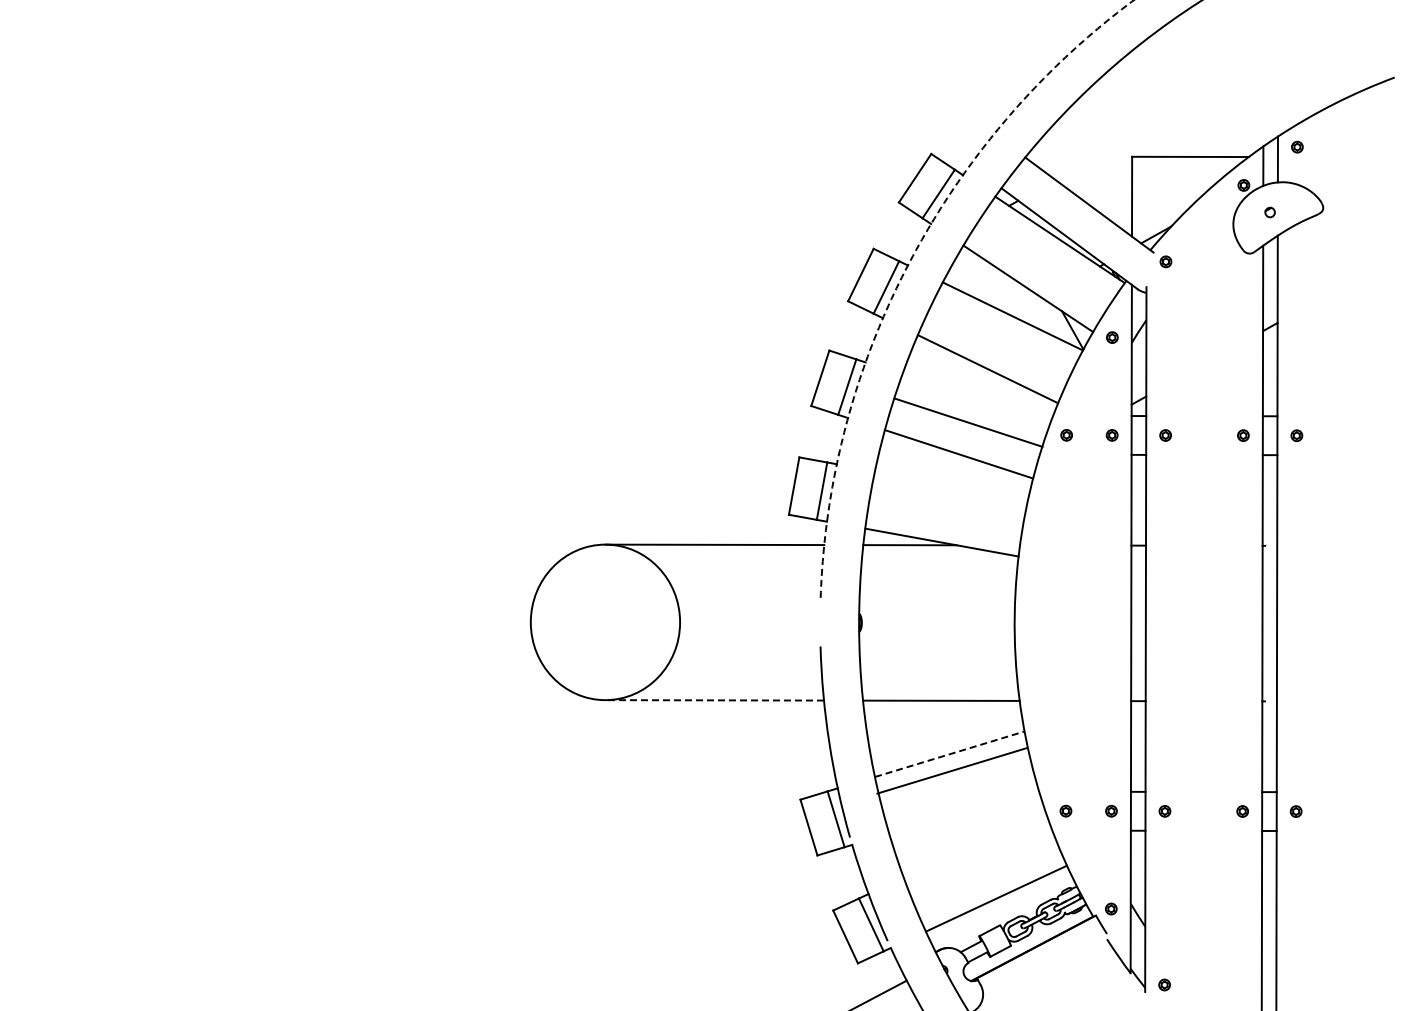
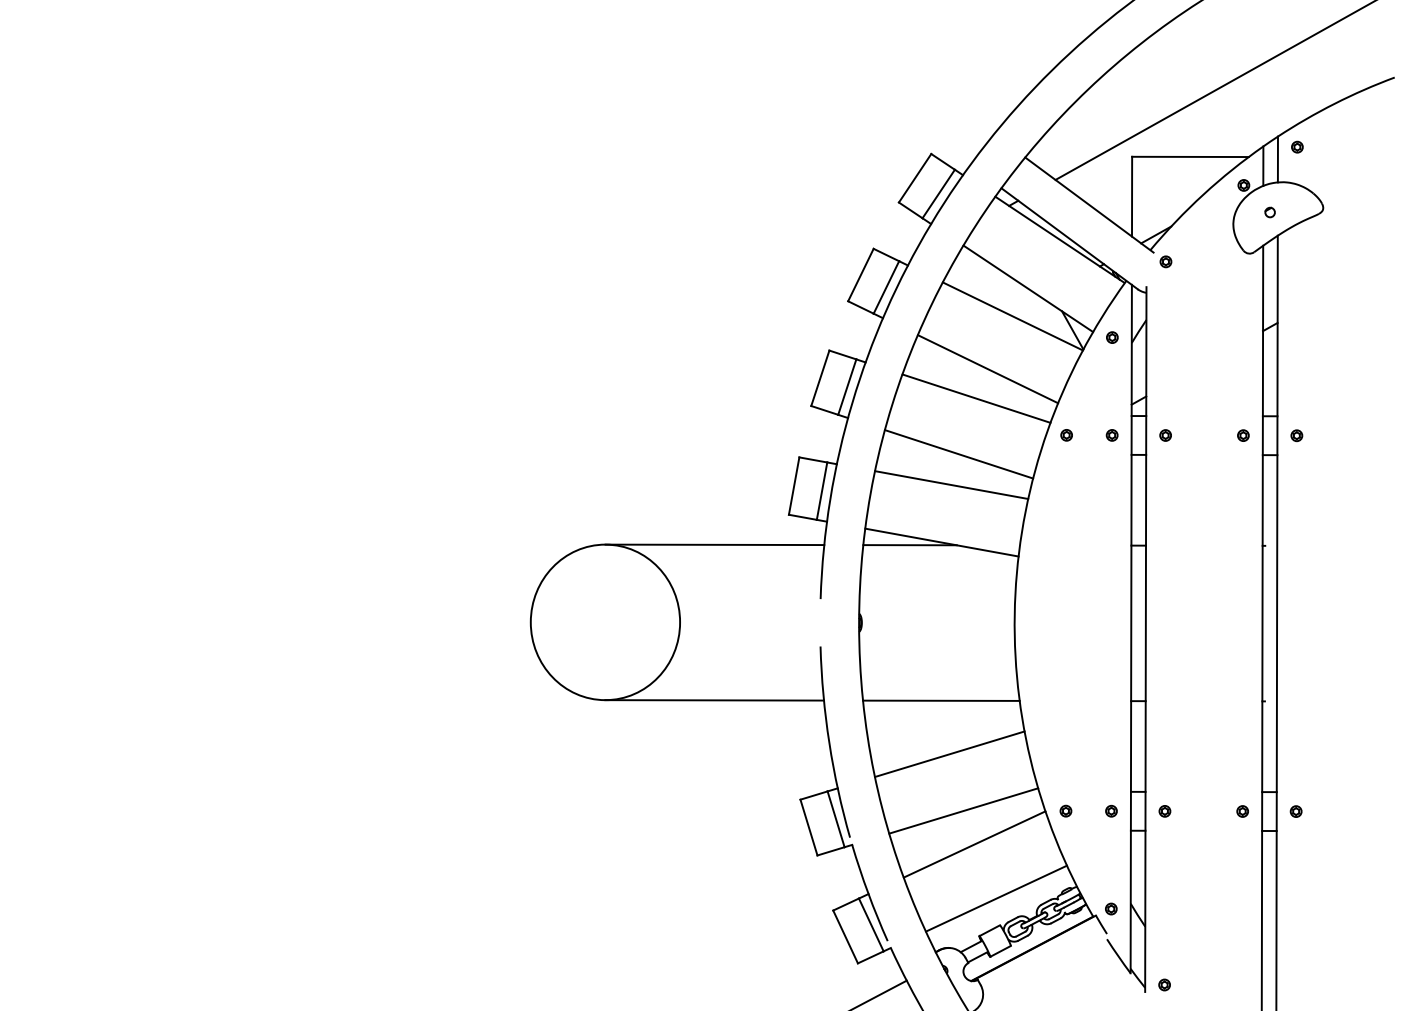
line: none -> present (1214, 90)
arc: dashed -> solid (908, 264)
line position: (968, 422) -> (976, 398) (976, 398)
line: none -> present (951, 485)
line: dashed -> solid (714, 700)
line: dashed -> solid (950, 754)
line position: (951, 770) -> (963, 810) (963, 810)
line: none -> present (974, 844)
